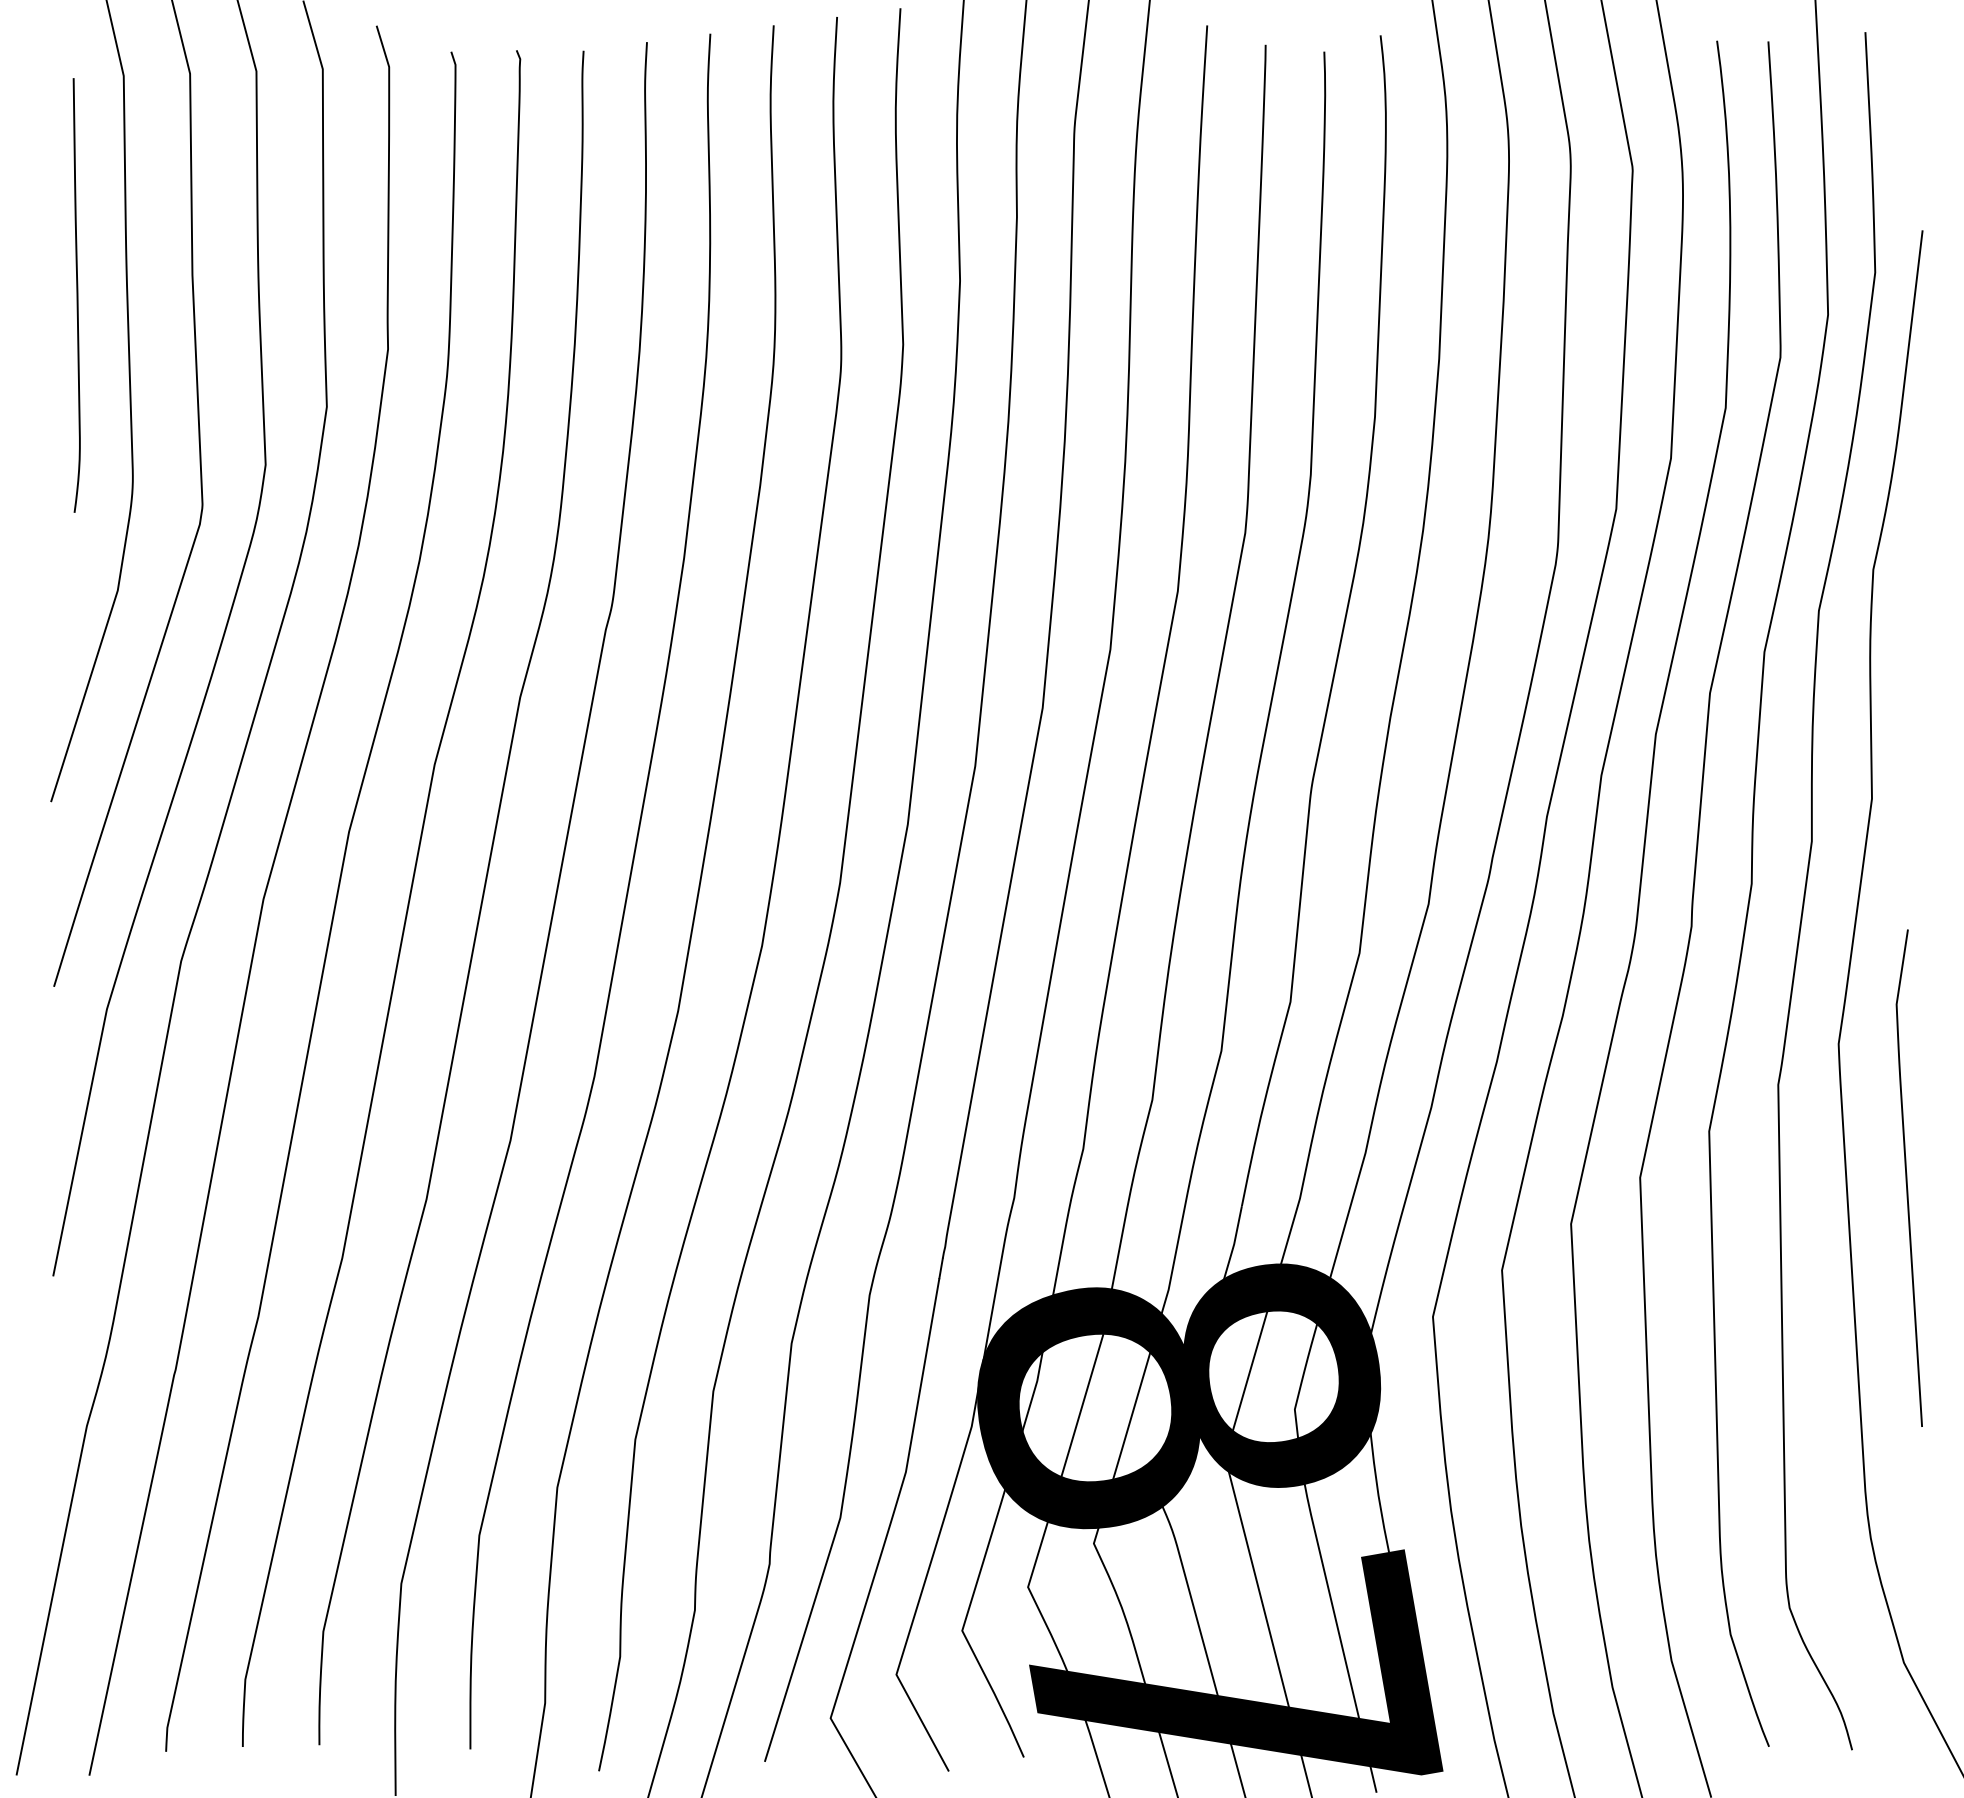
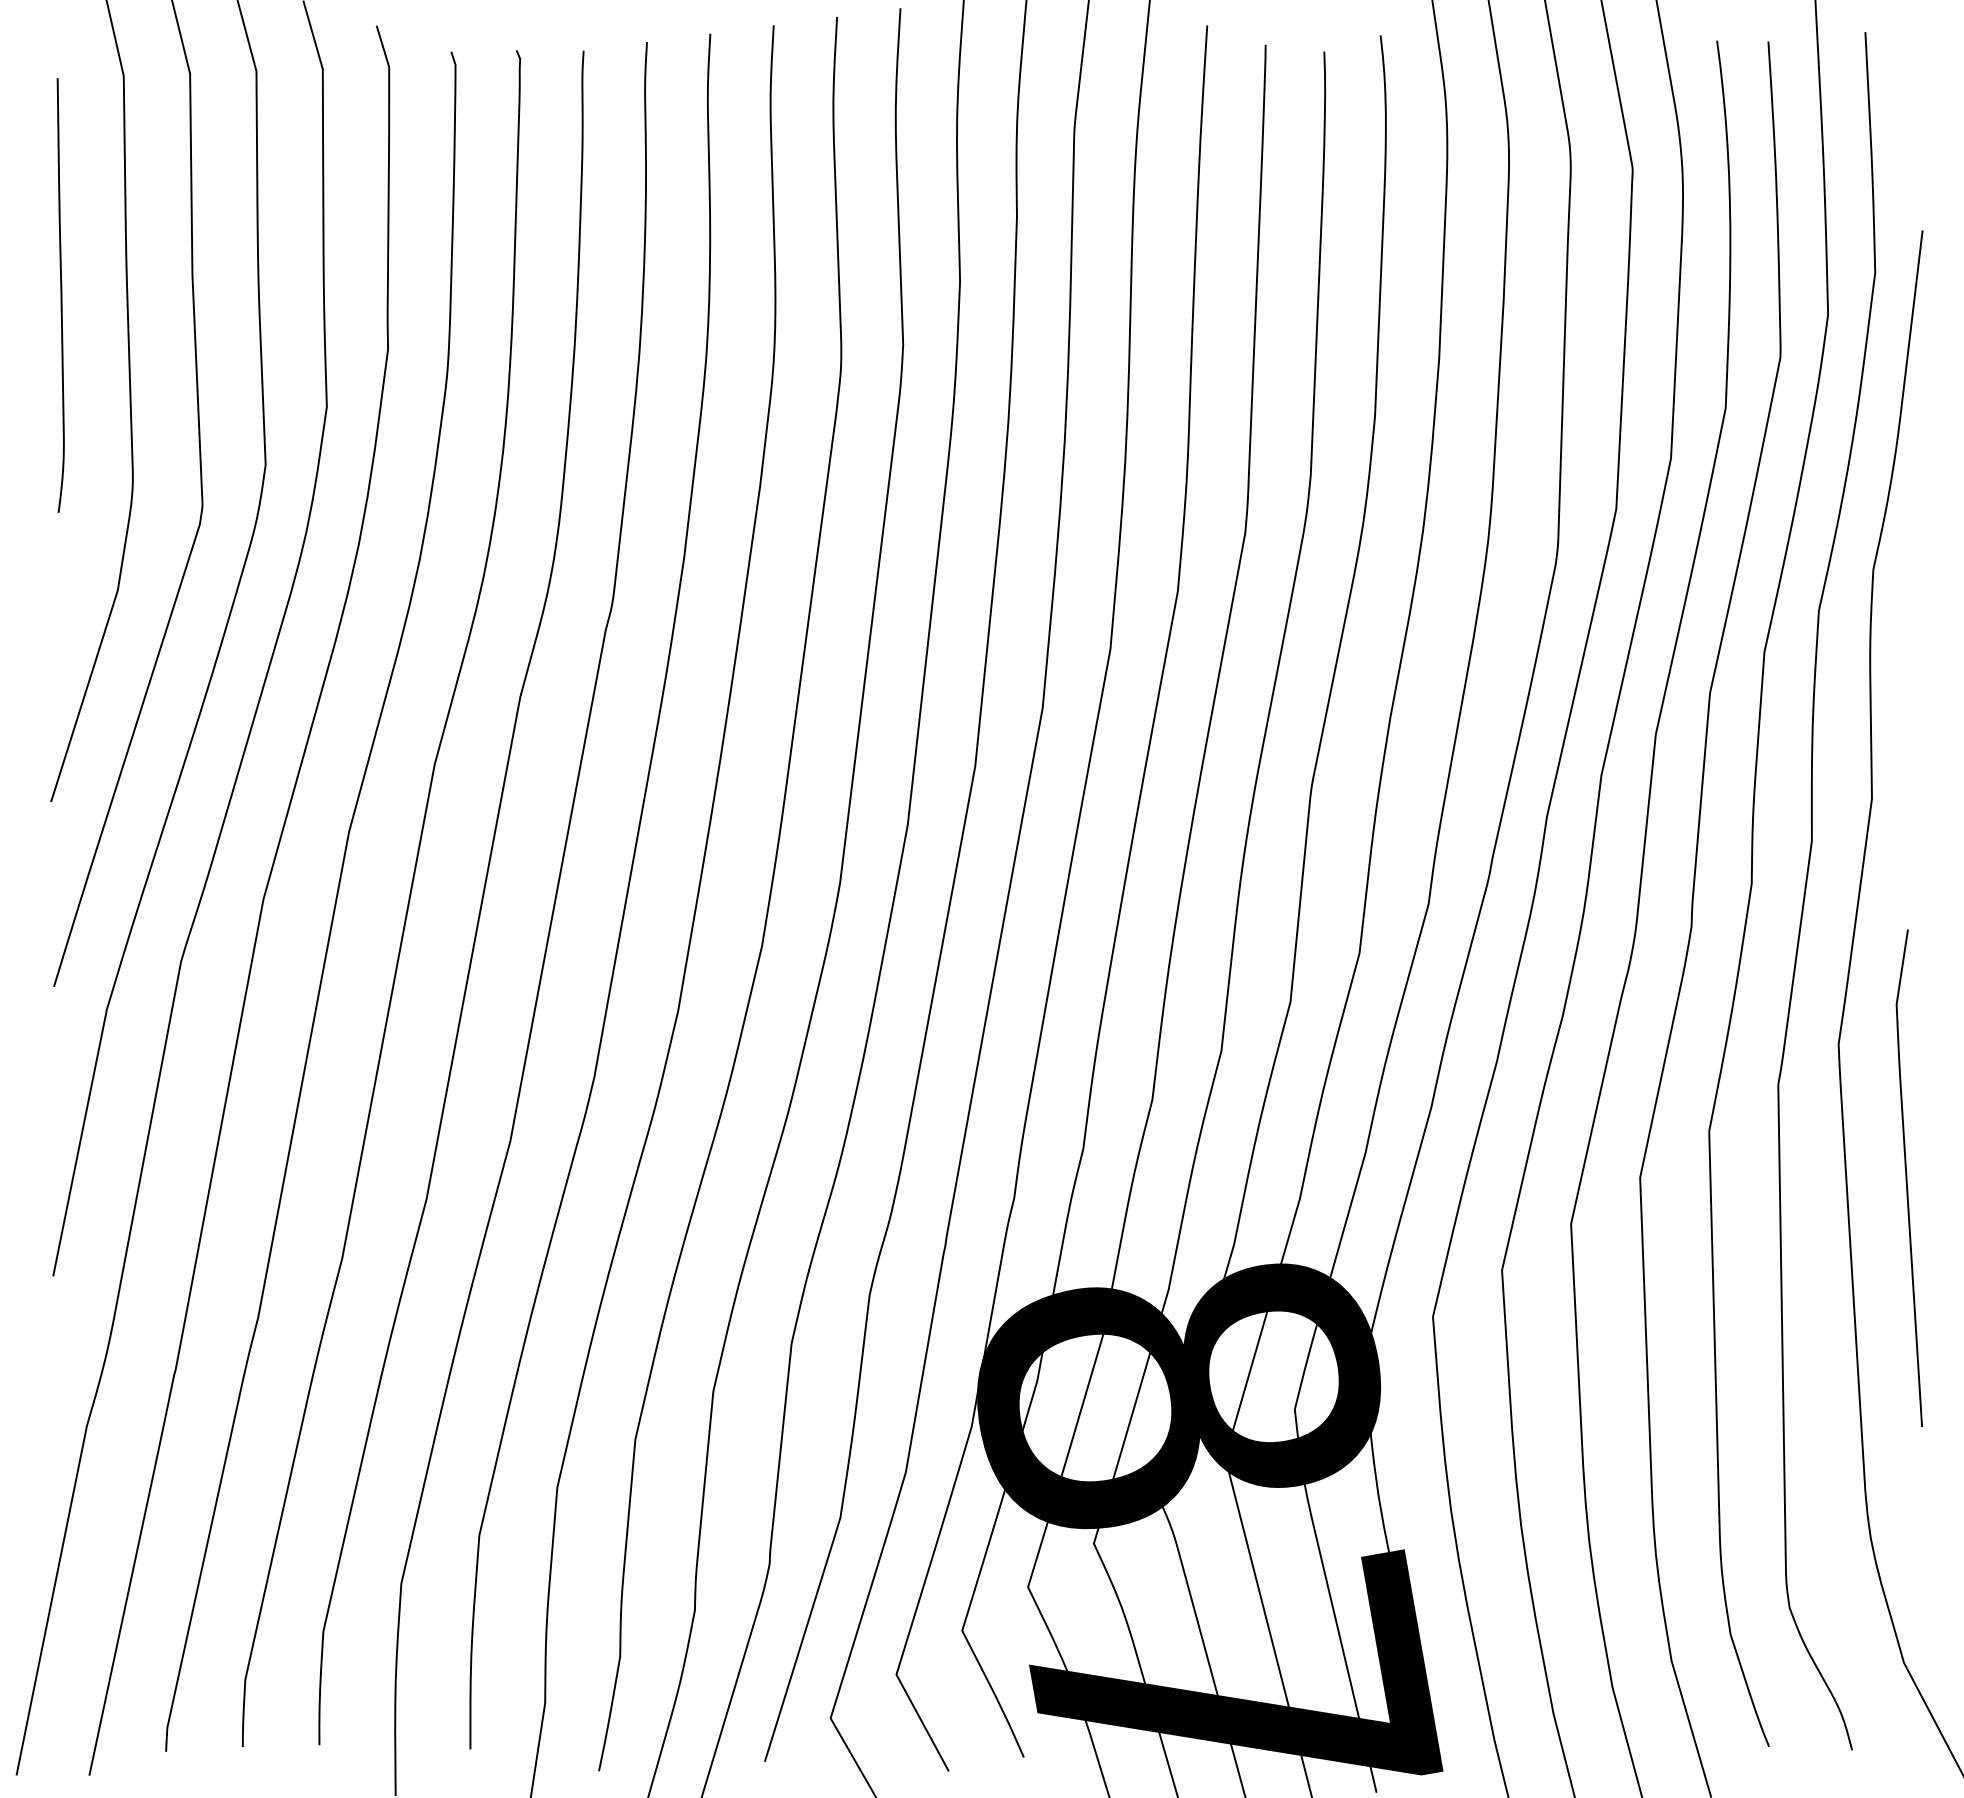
curve position: (76, 295) -> (60, 295) (60, 295)
